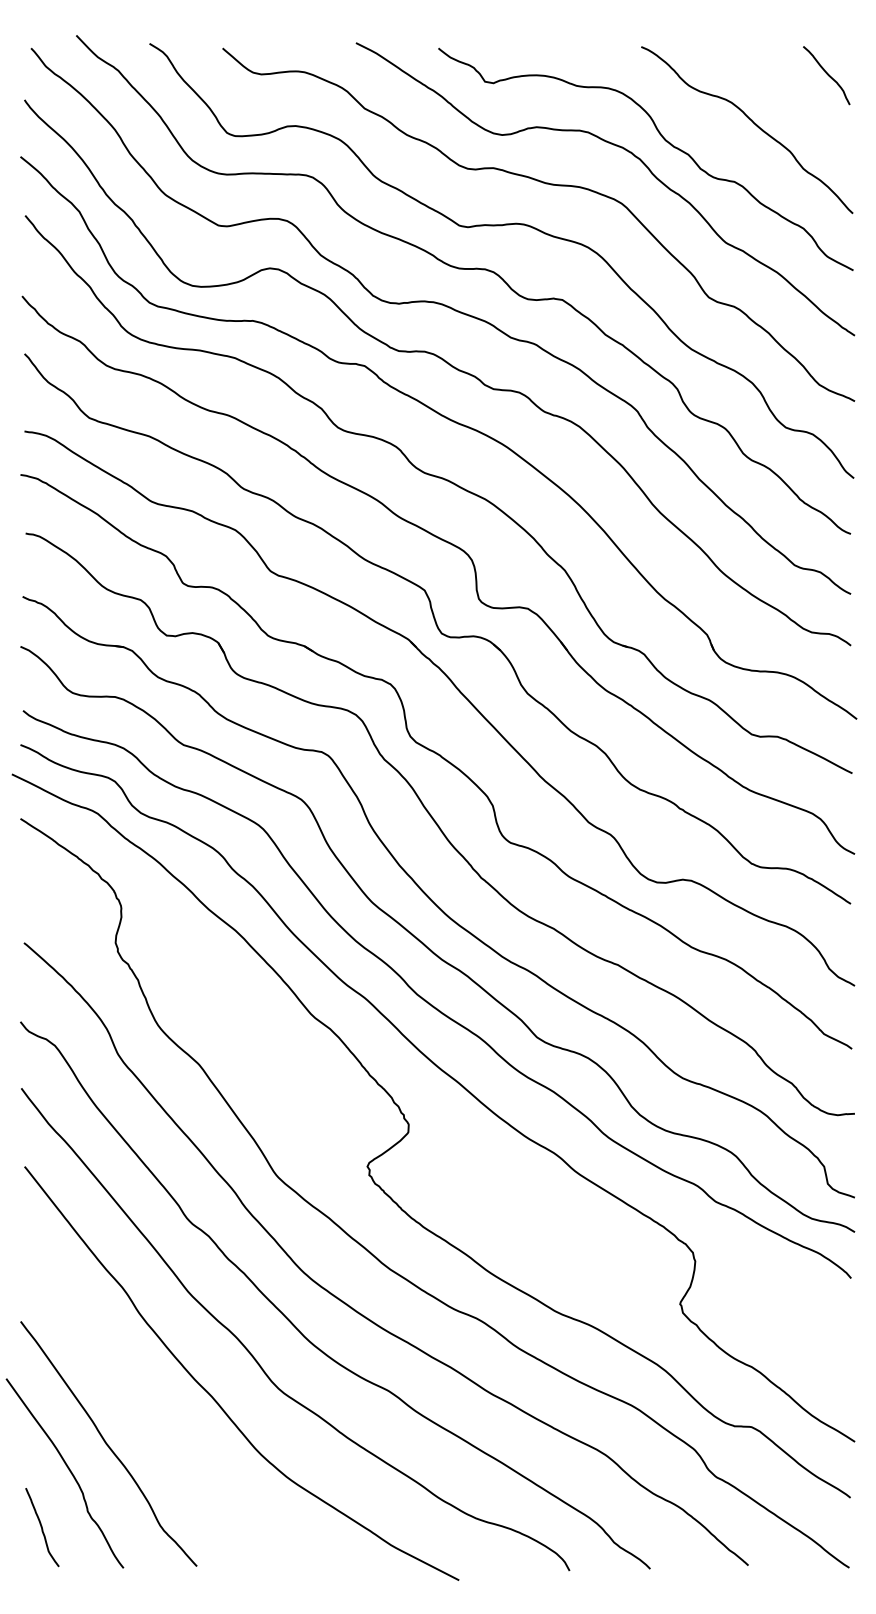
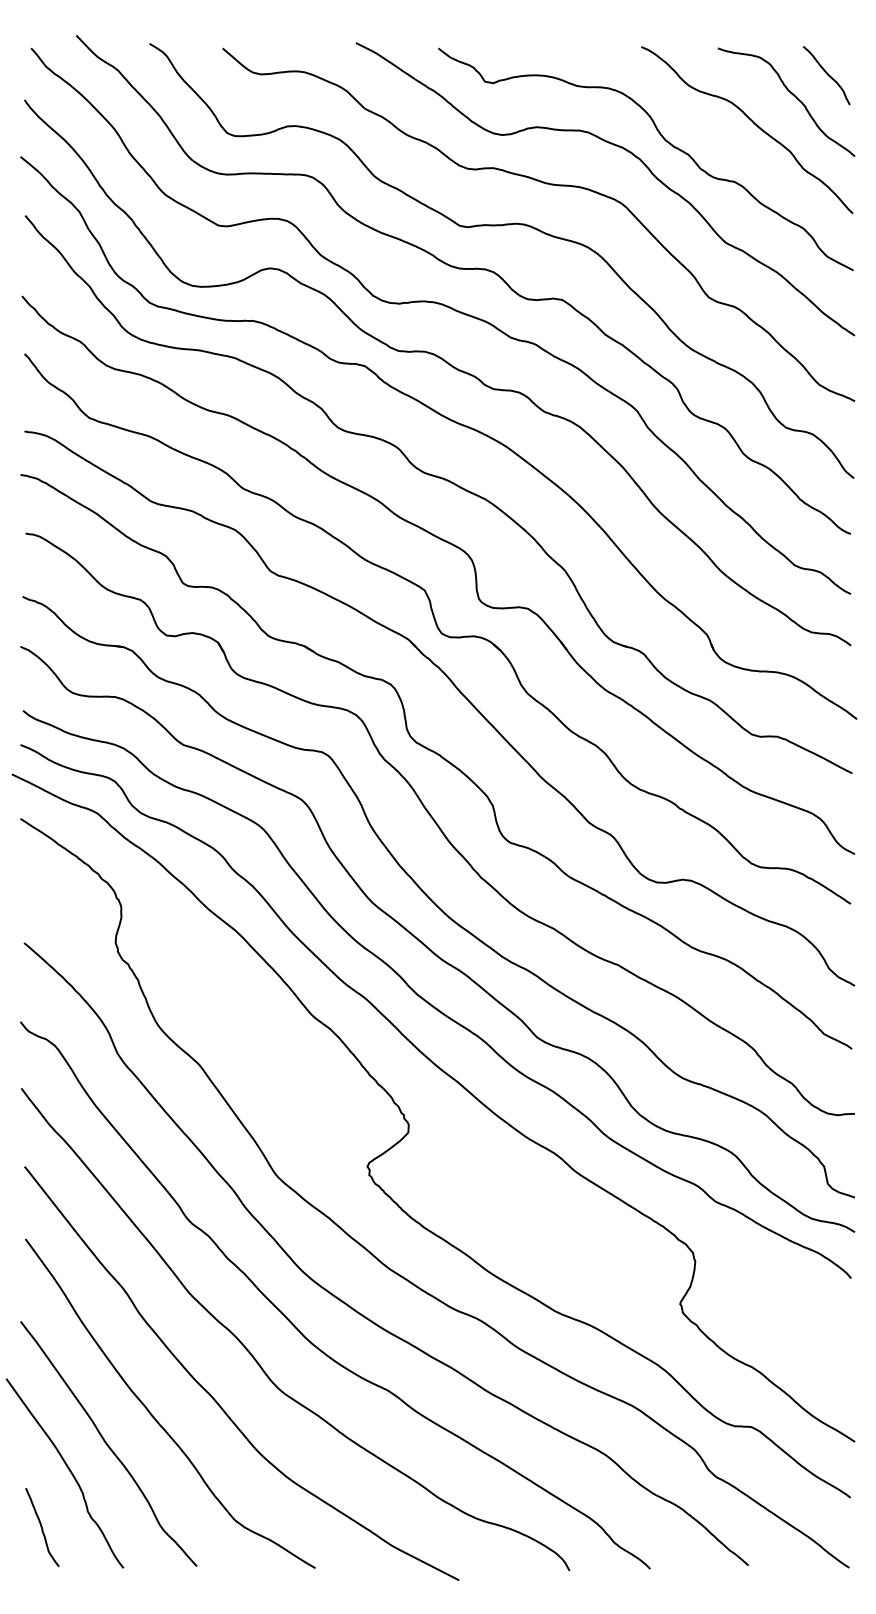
curve: none -> present (792, 95)
curve: none -> present (154, 1416)
